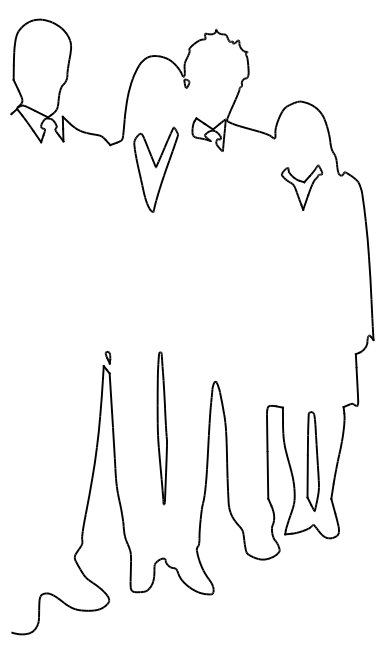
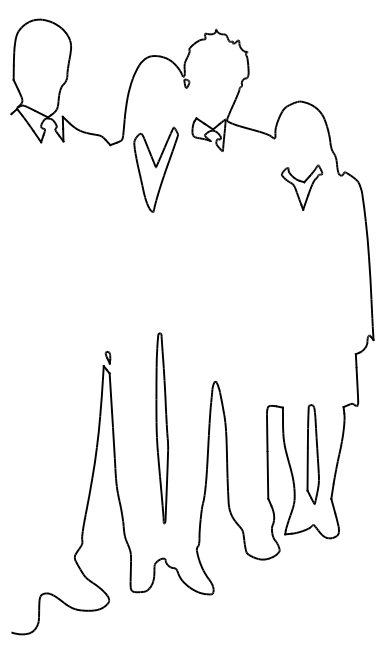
part size: 12x155 px -> 15x193 px (162, 428)
part position: (312, 461) -> (312, 454) (312, 454)
